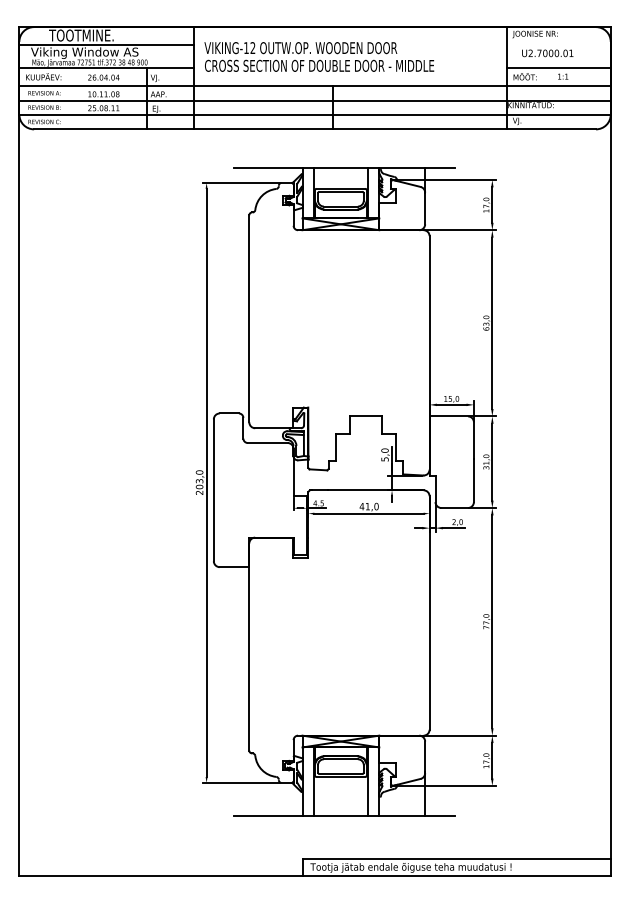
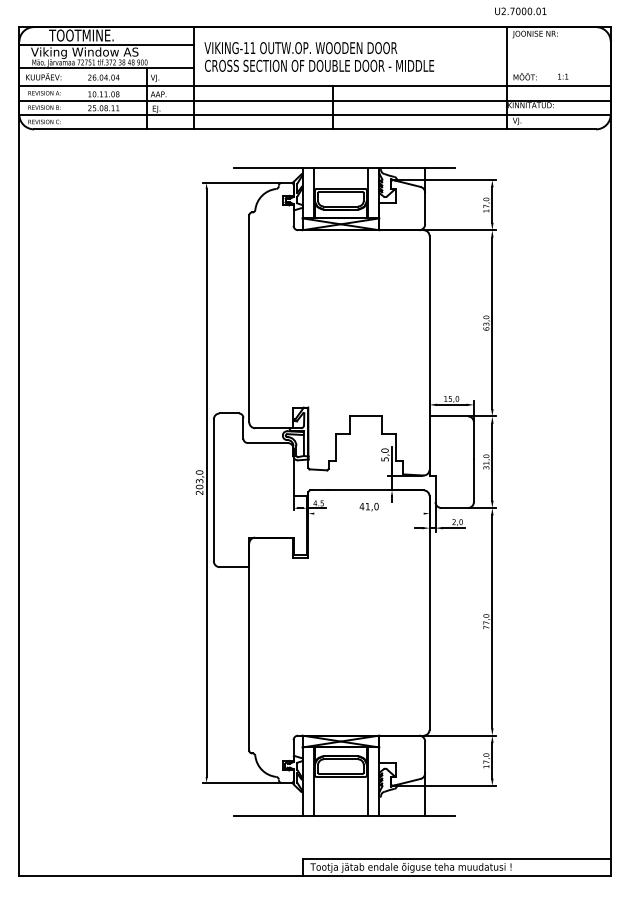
text: VIKING-12 -> VIKING-11 (252, 47)
text position: (547, 53) -> (520, 11) (520, 11)
line: present -> none (558, 68)
line: present -> none (368, 513)
